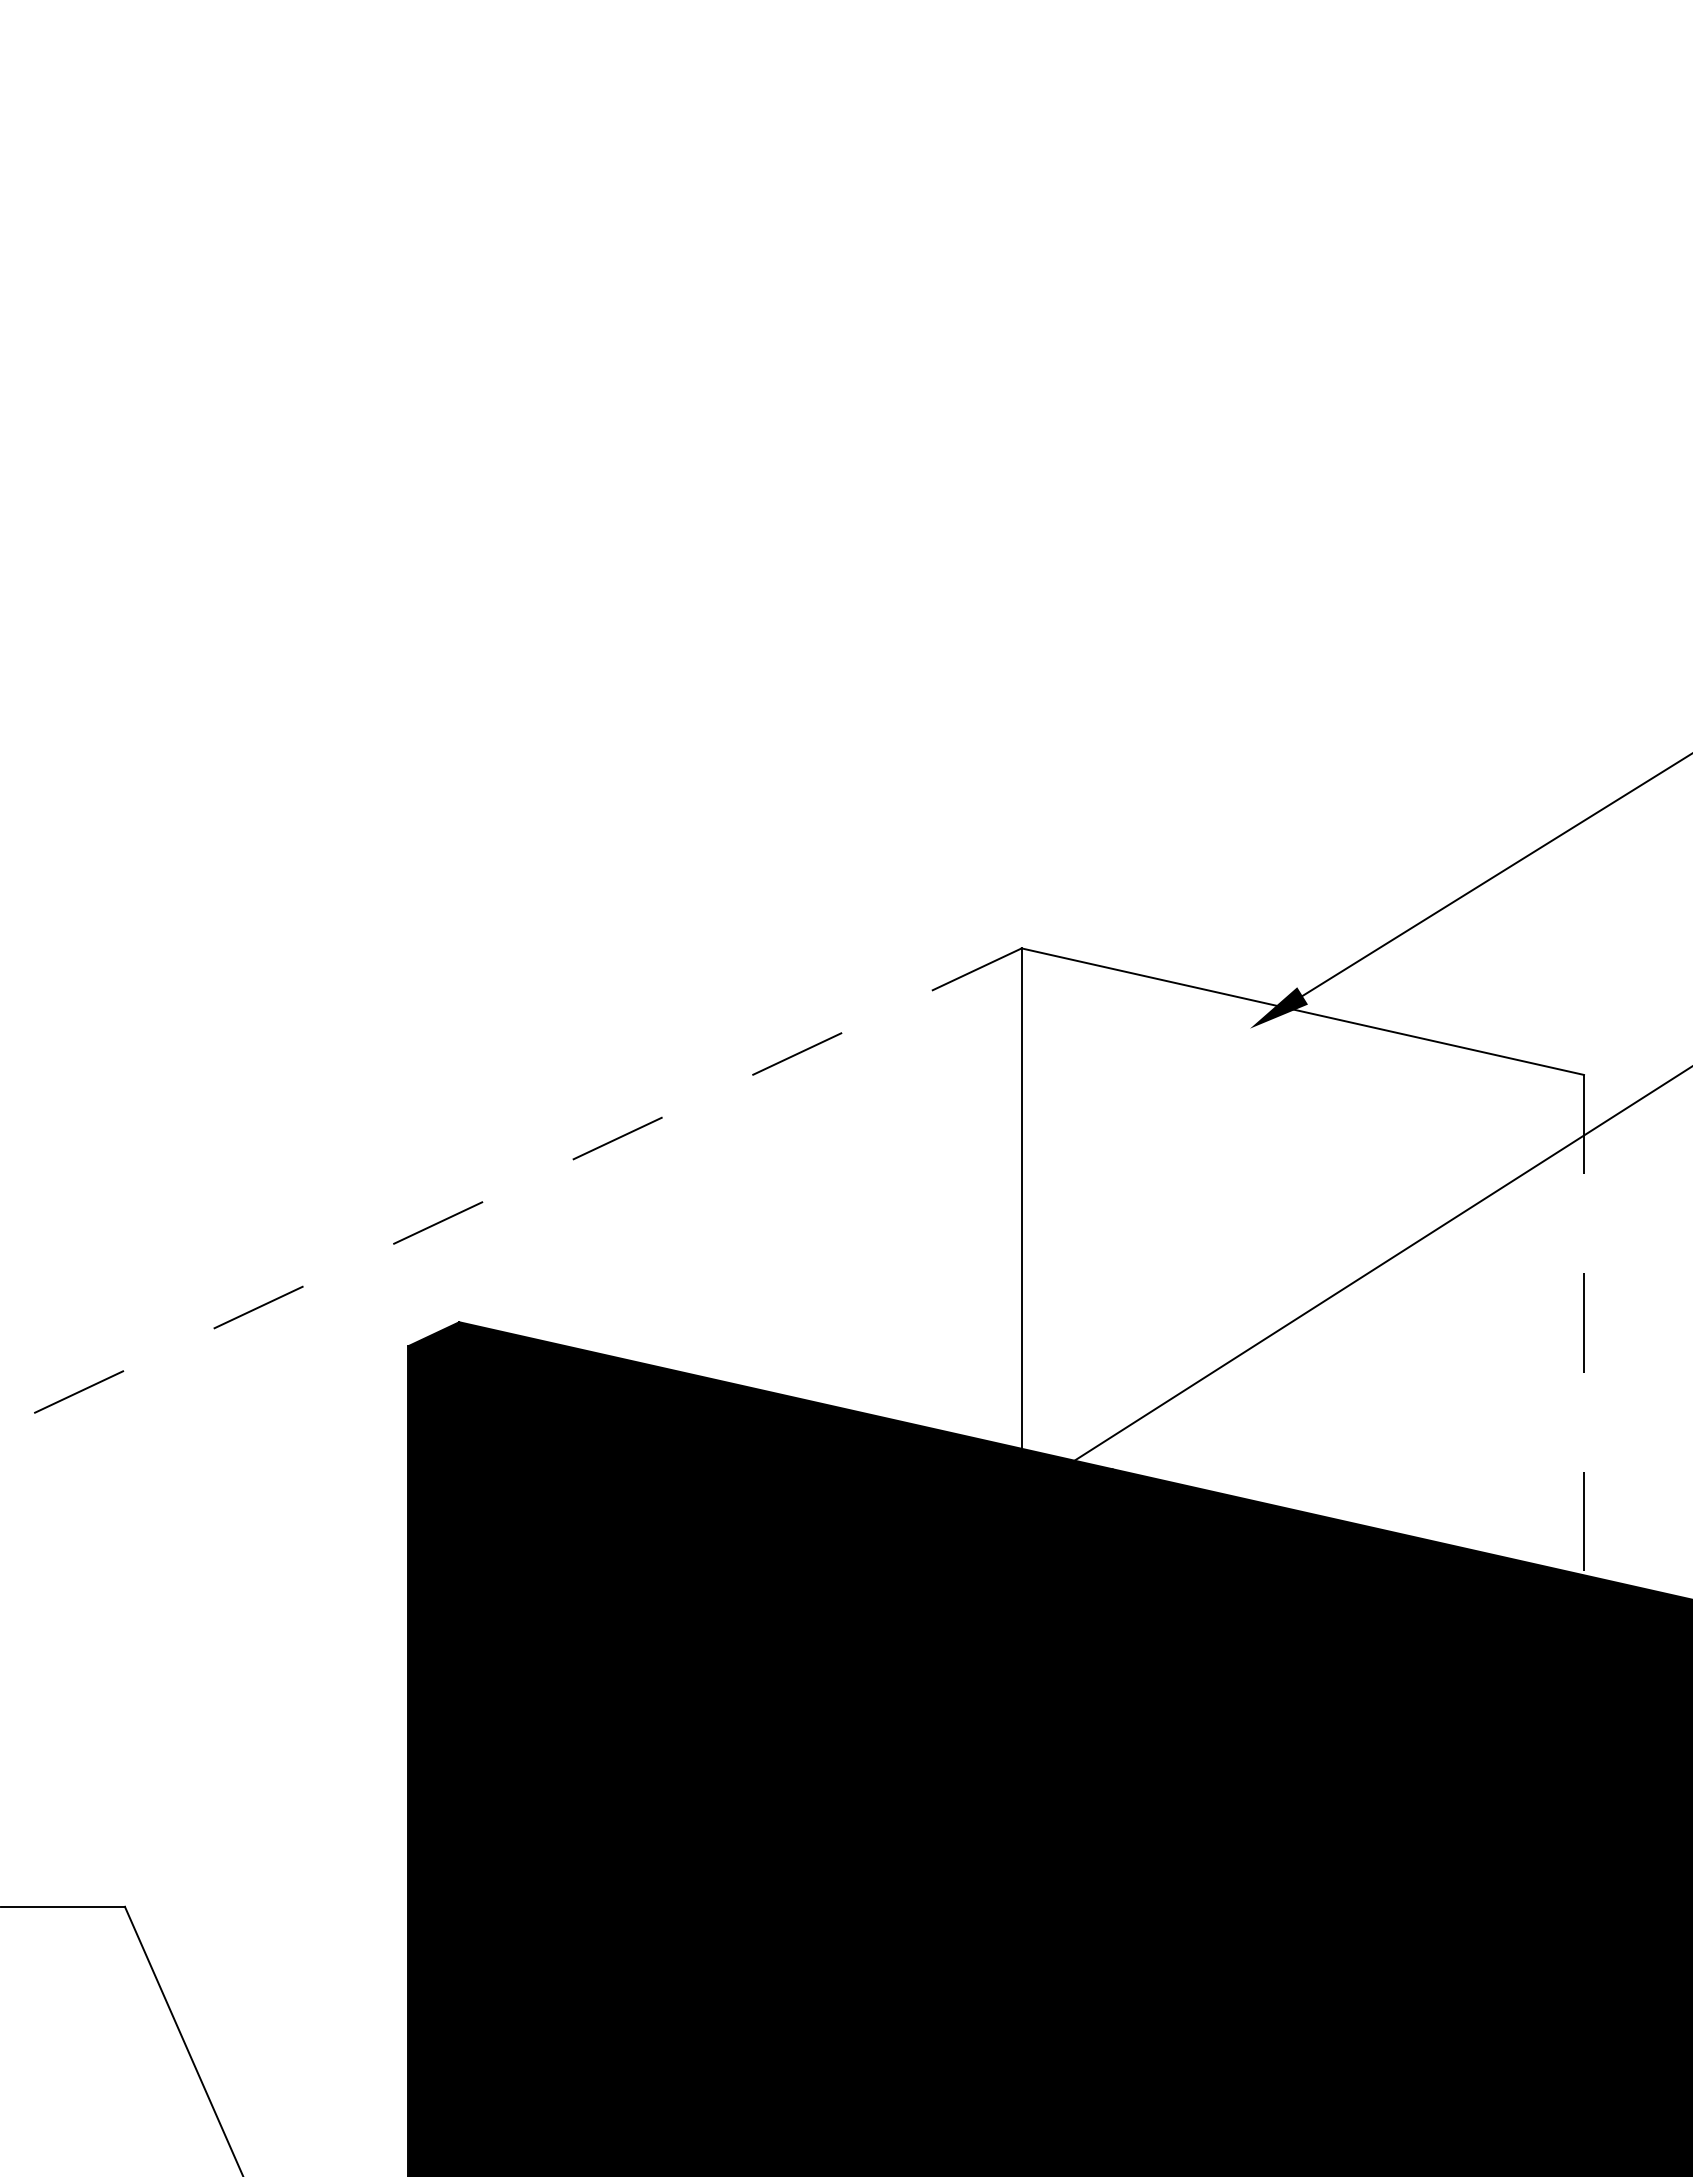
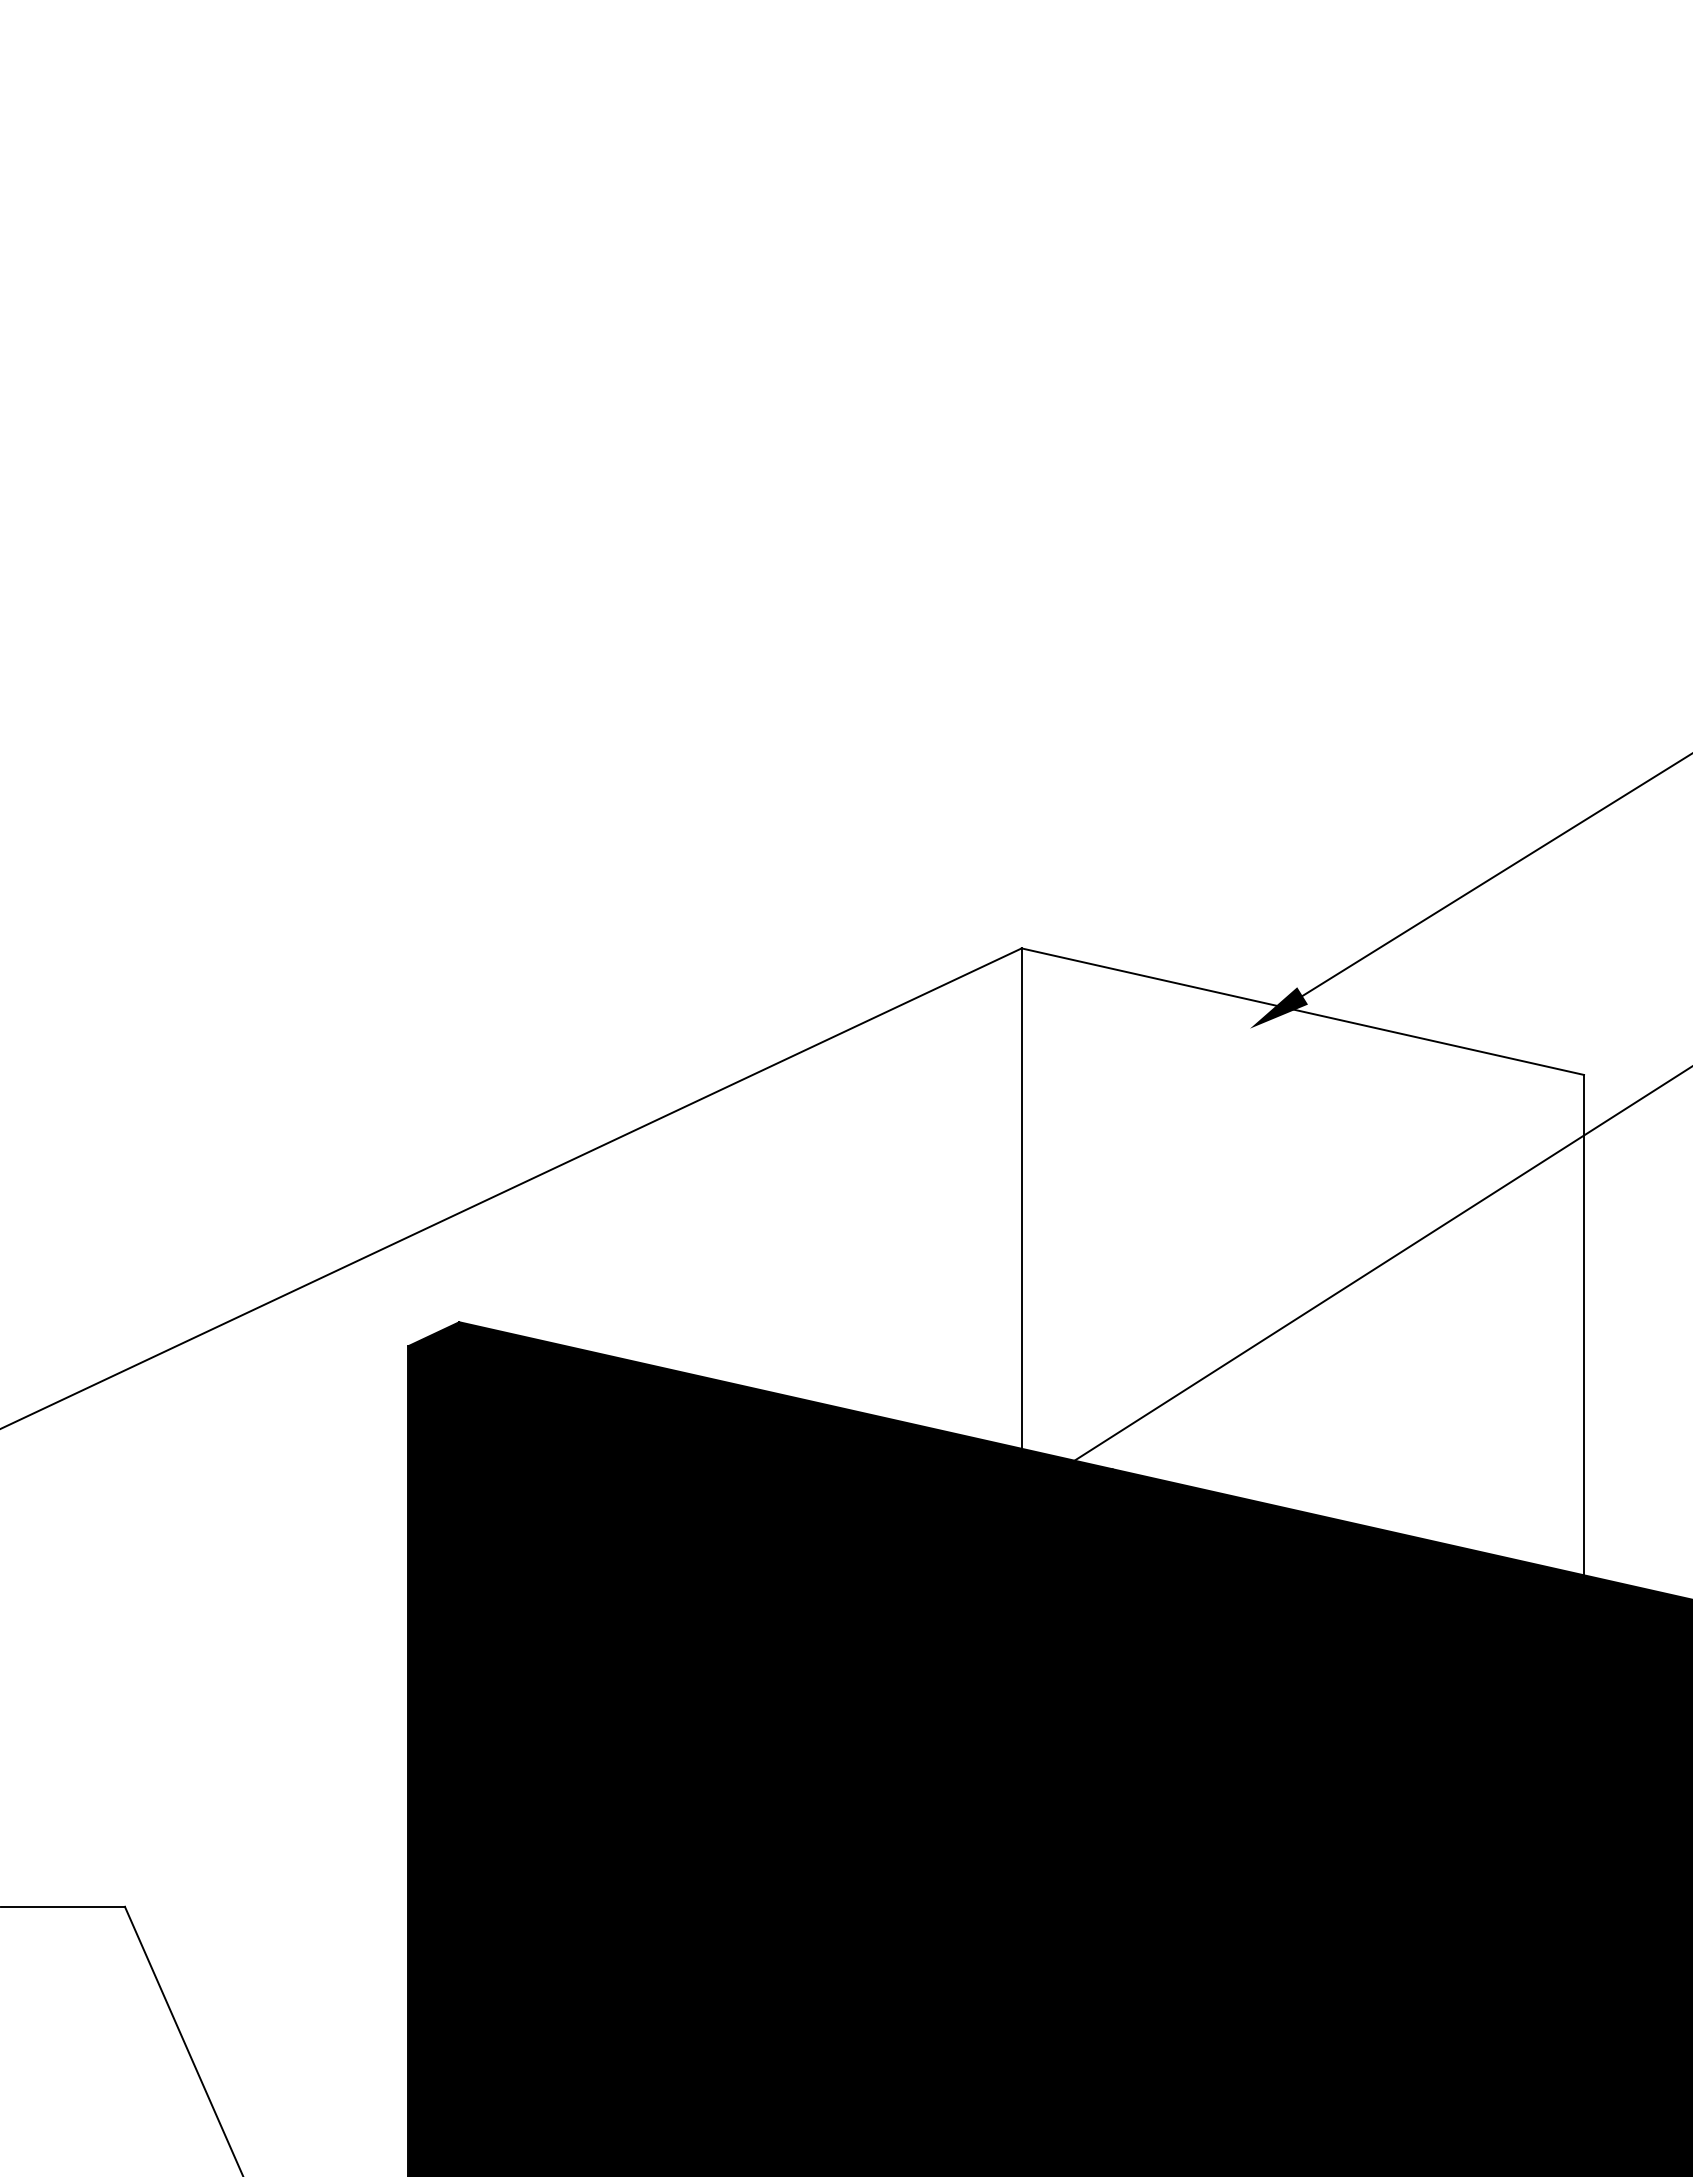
line: dashed -> solid (510, 1188)
line: dashed -> solid (1584, 1325)
